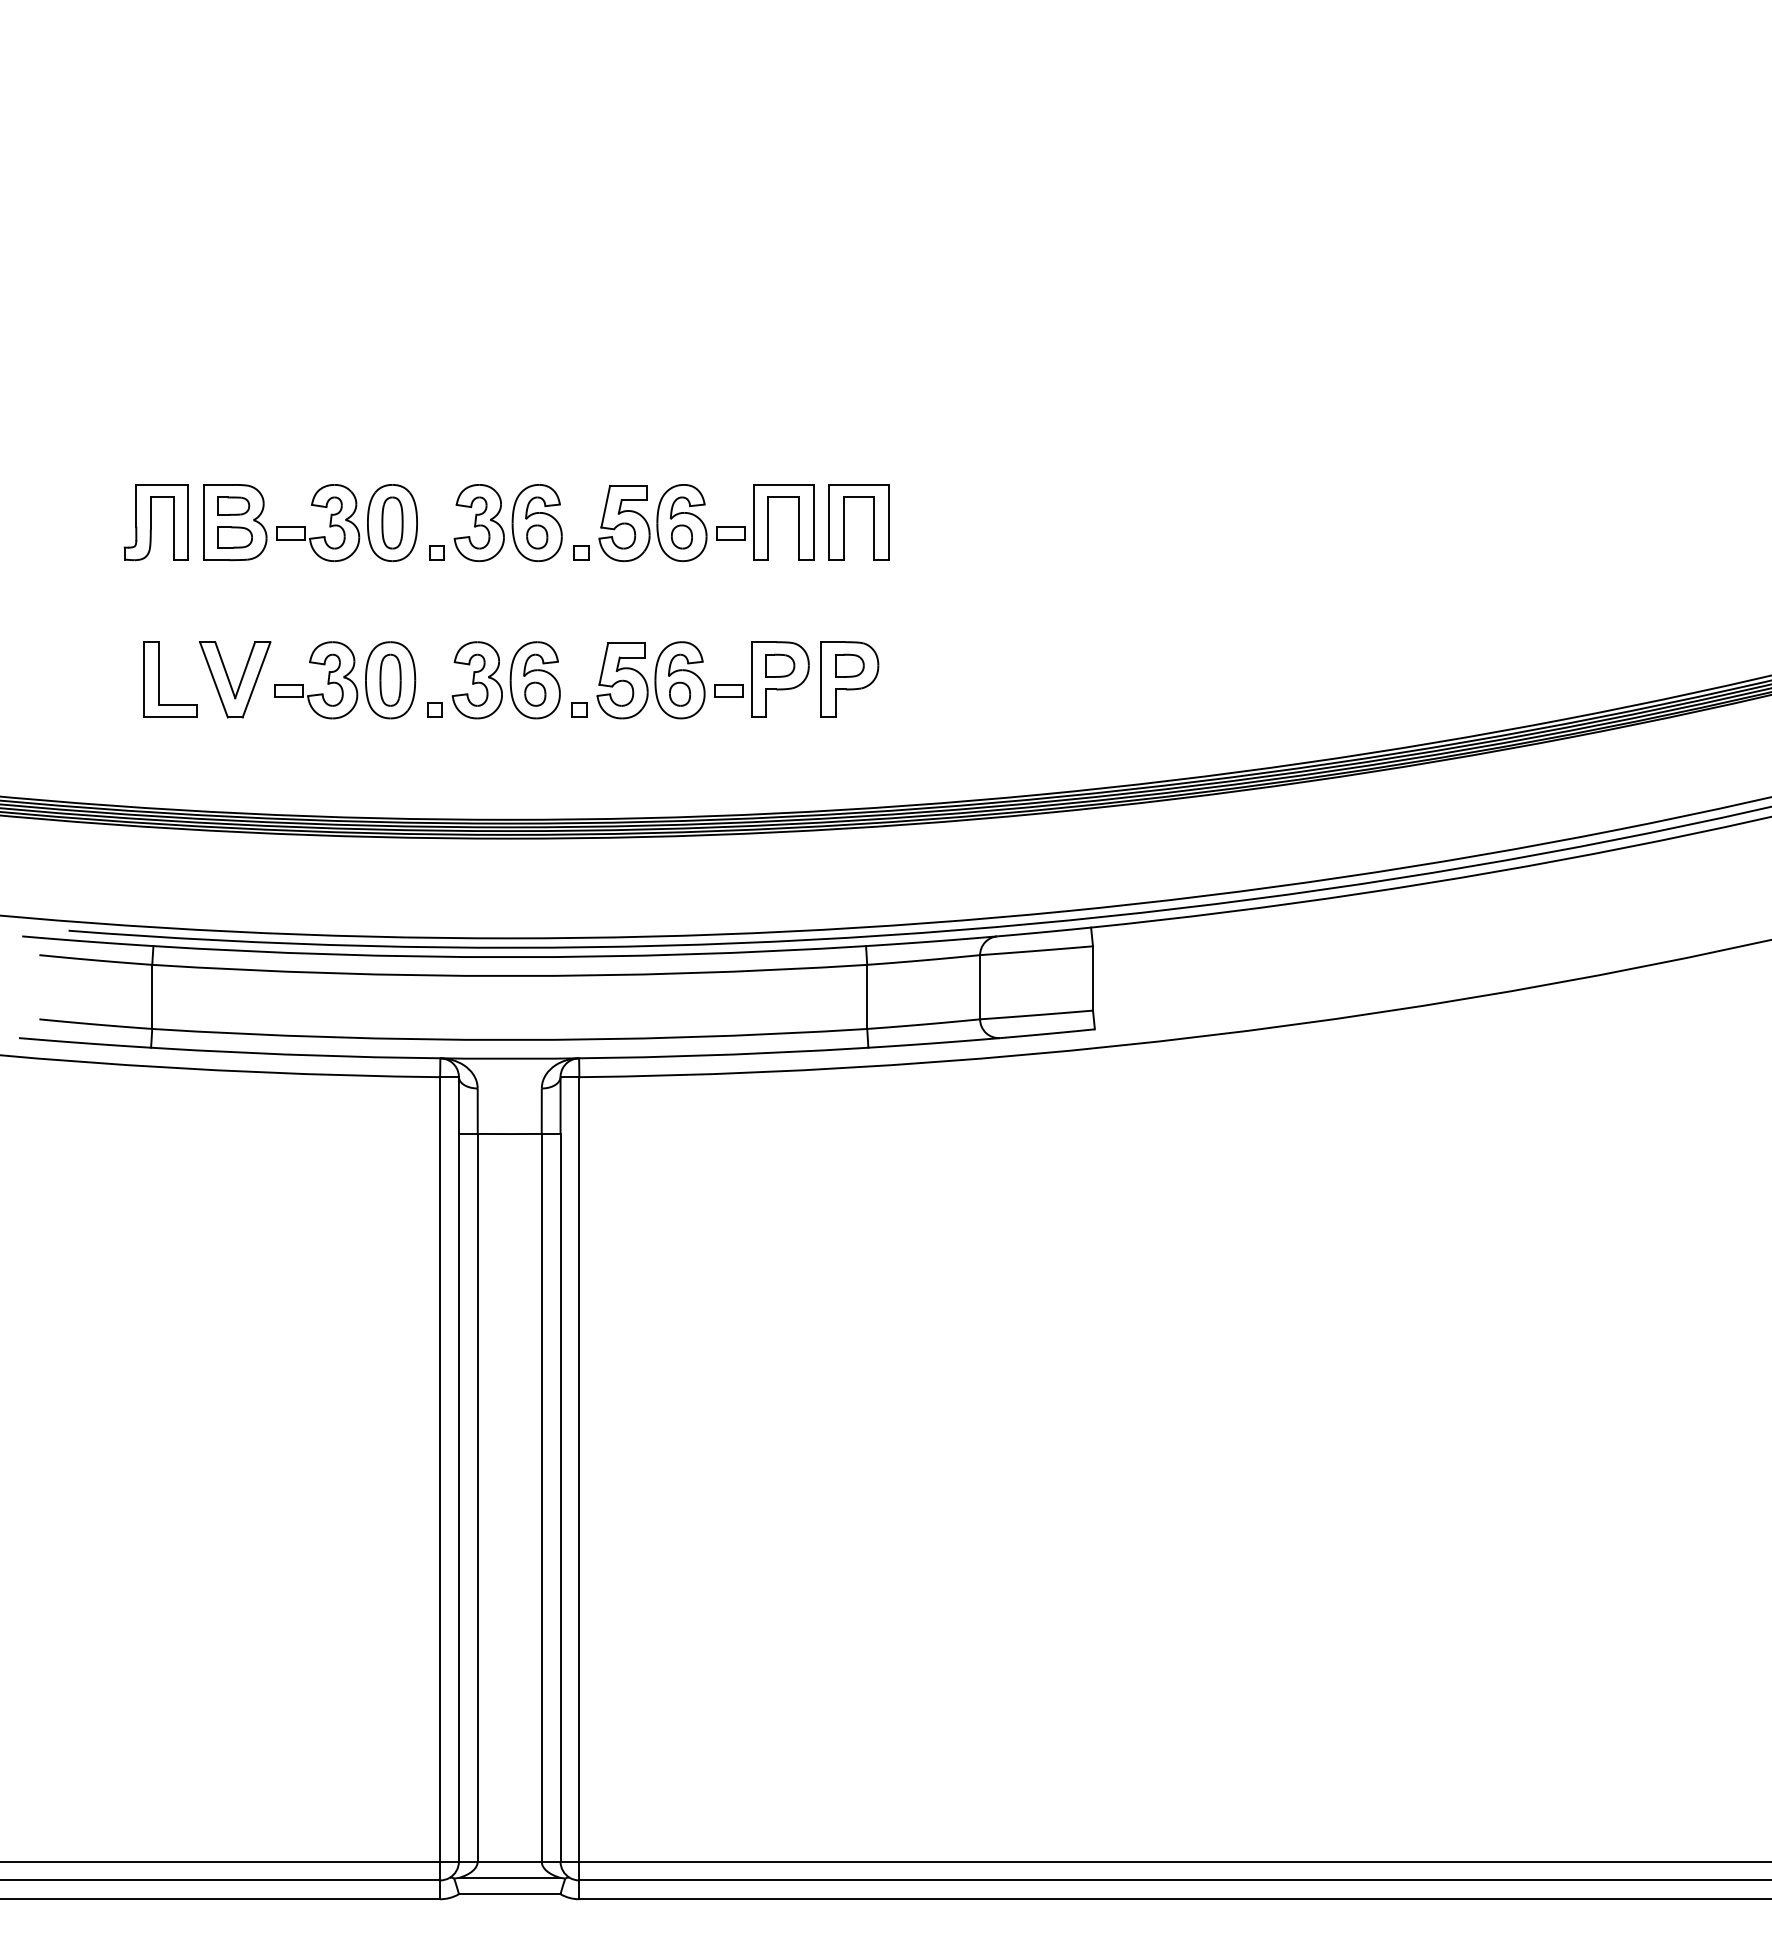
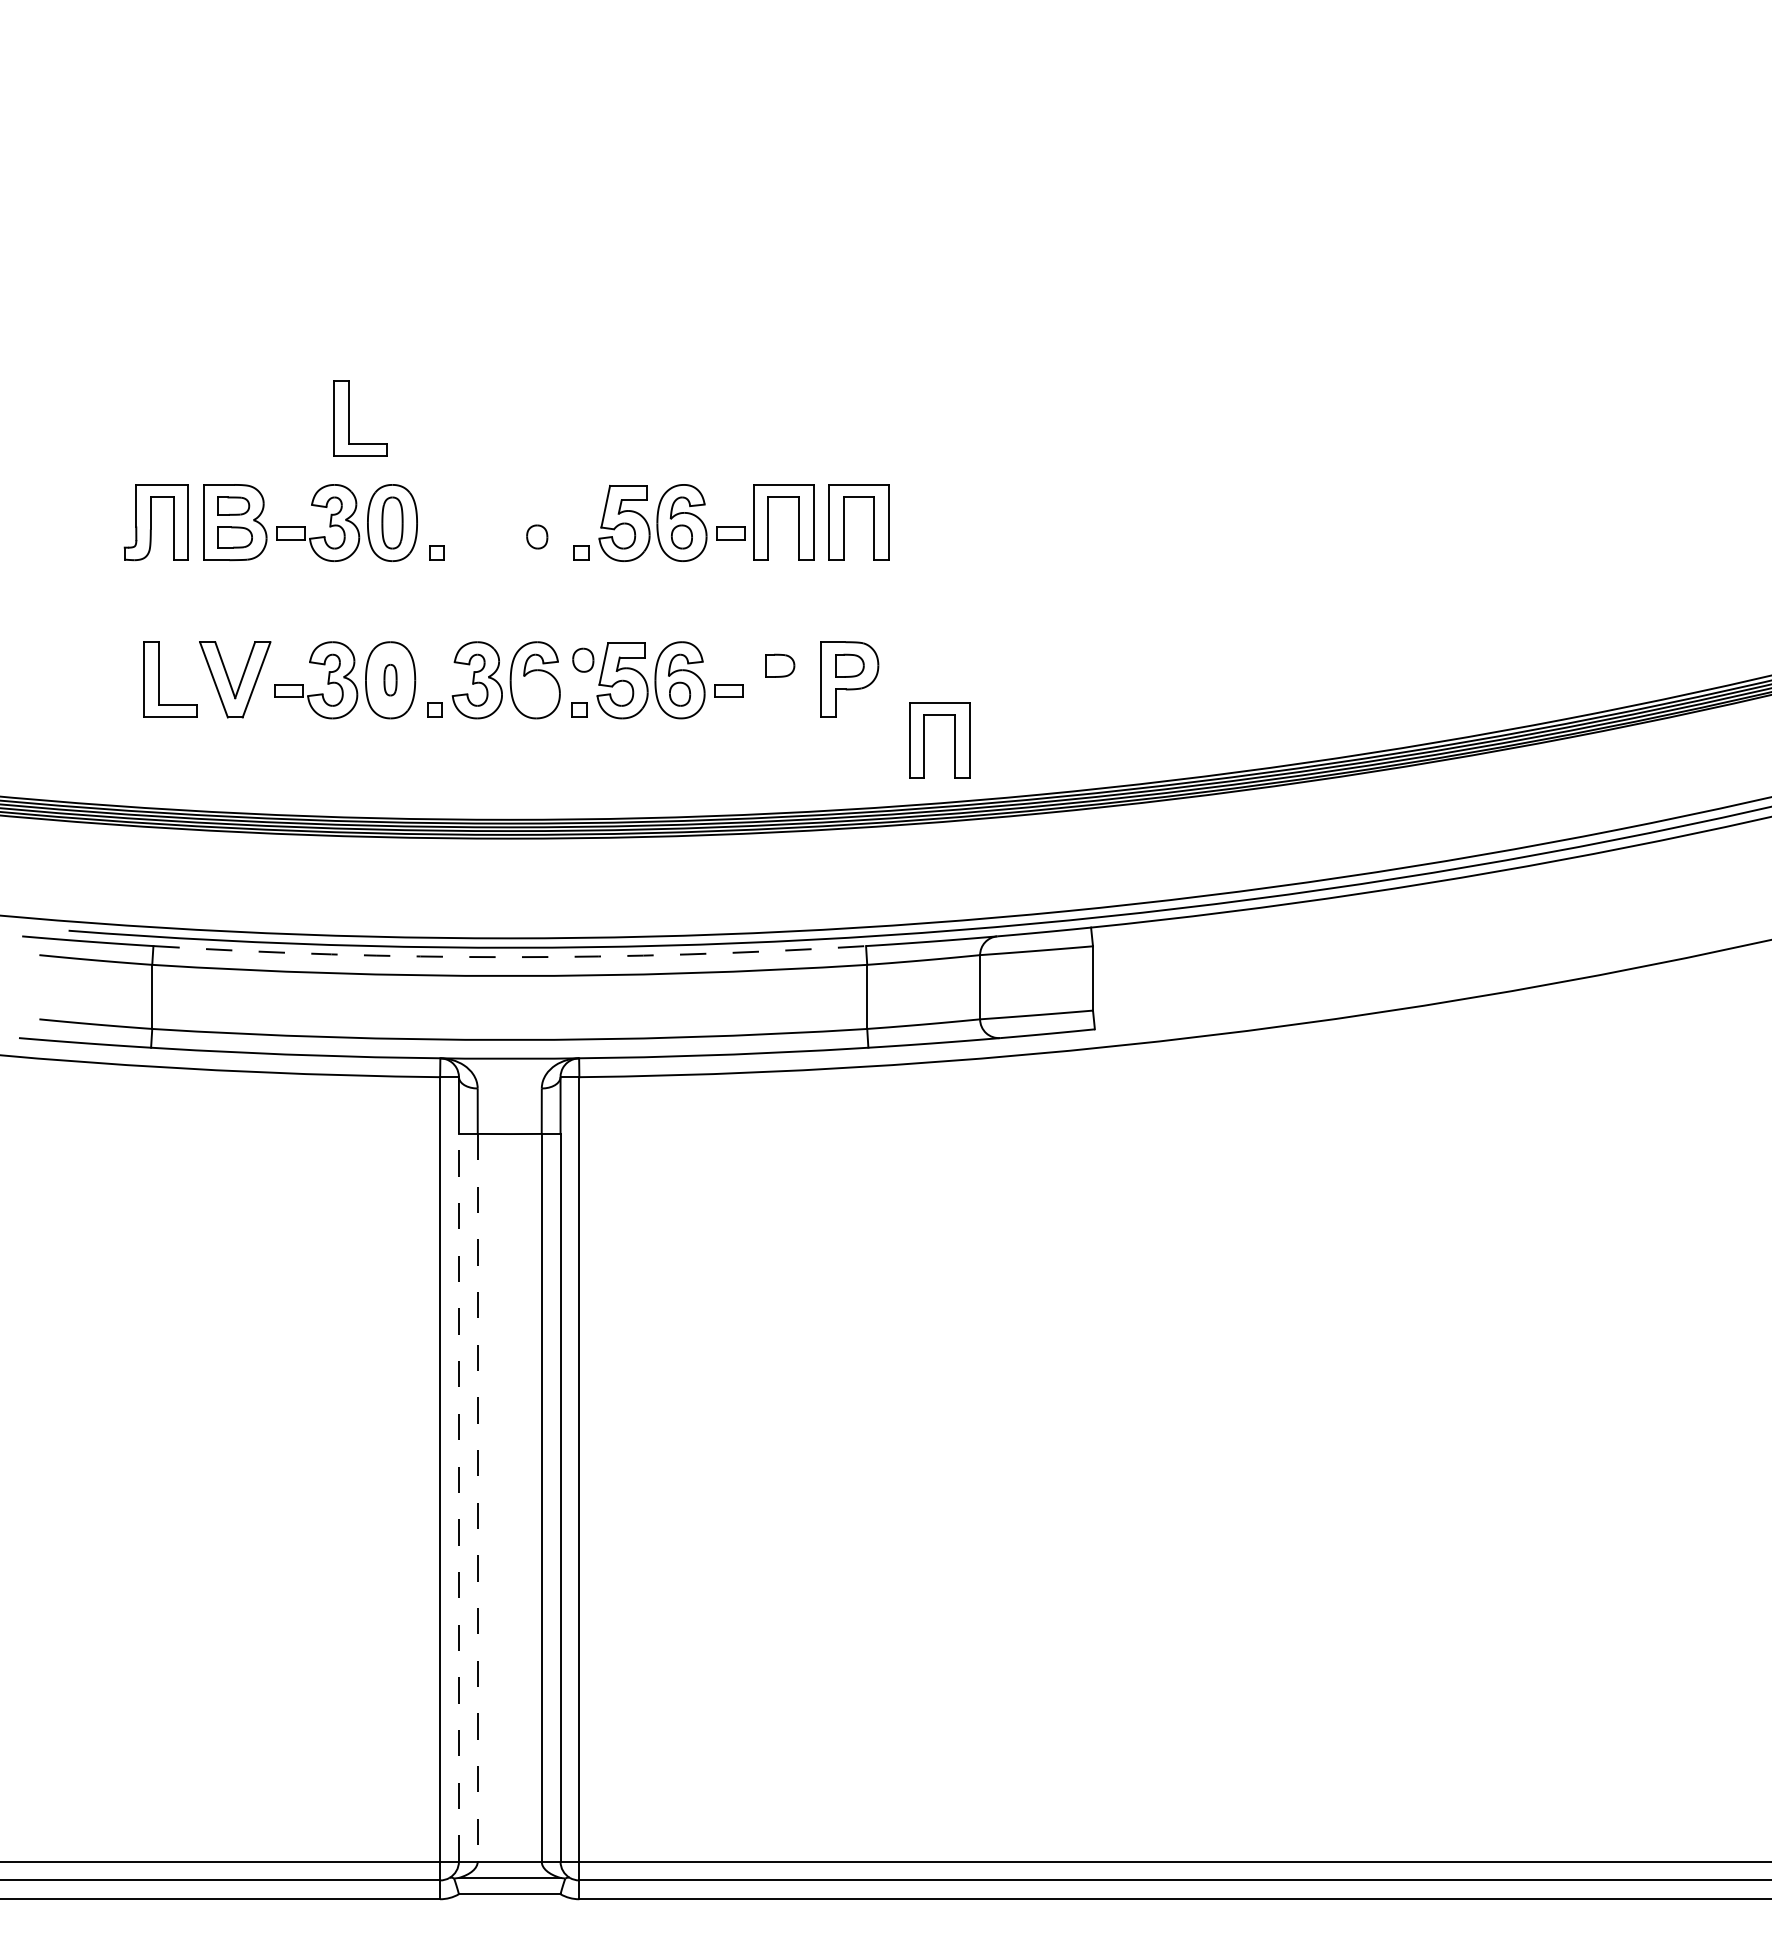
part: none -> present (349, 418)
part: present -> none (507, 522)
part size: 23x54 px -> 15x33 px (390, 680)
part: present -> none (780, 679)
part position: (535, 693) -> (583, 659) (583, 659)
part: none -> present (924, 740)
arc: solid -> dashed (509, 957)
line: solid -> dashed (458, 1497)
line: solid -> dashed (477, 1497)
